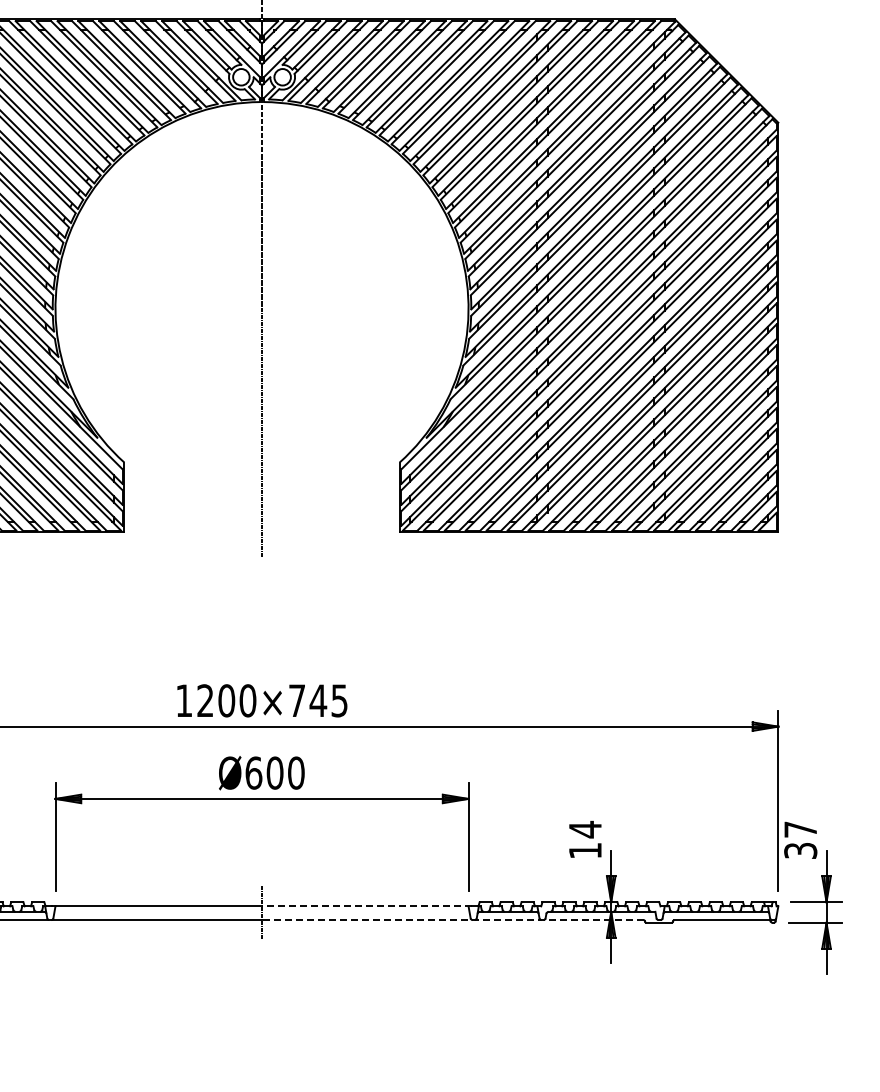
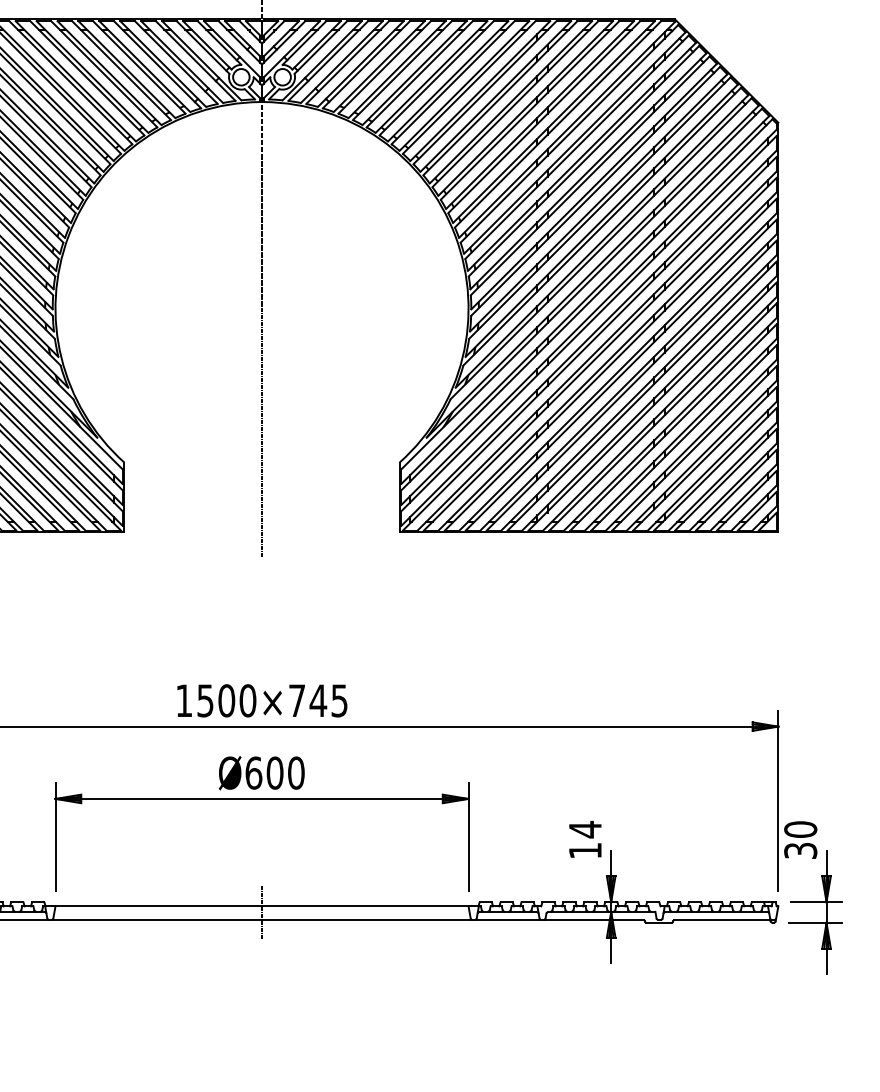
text: 1200×745 -> 1500×745 (205, 700)
text: 37 -> 30 (800, 829)
line: dashed -> solid (366, 906)
line: dashed -> solid (452, 920)
